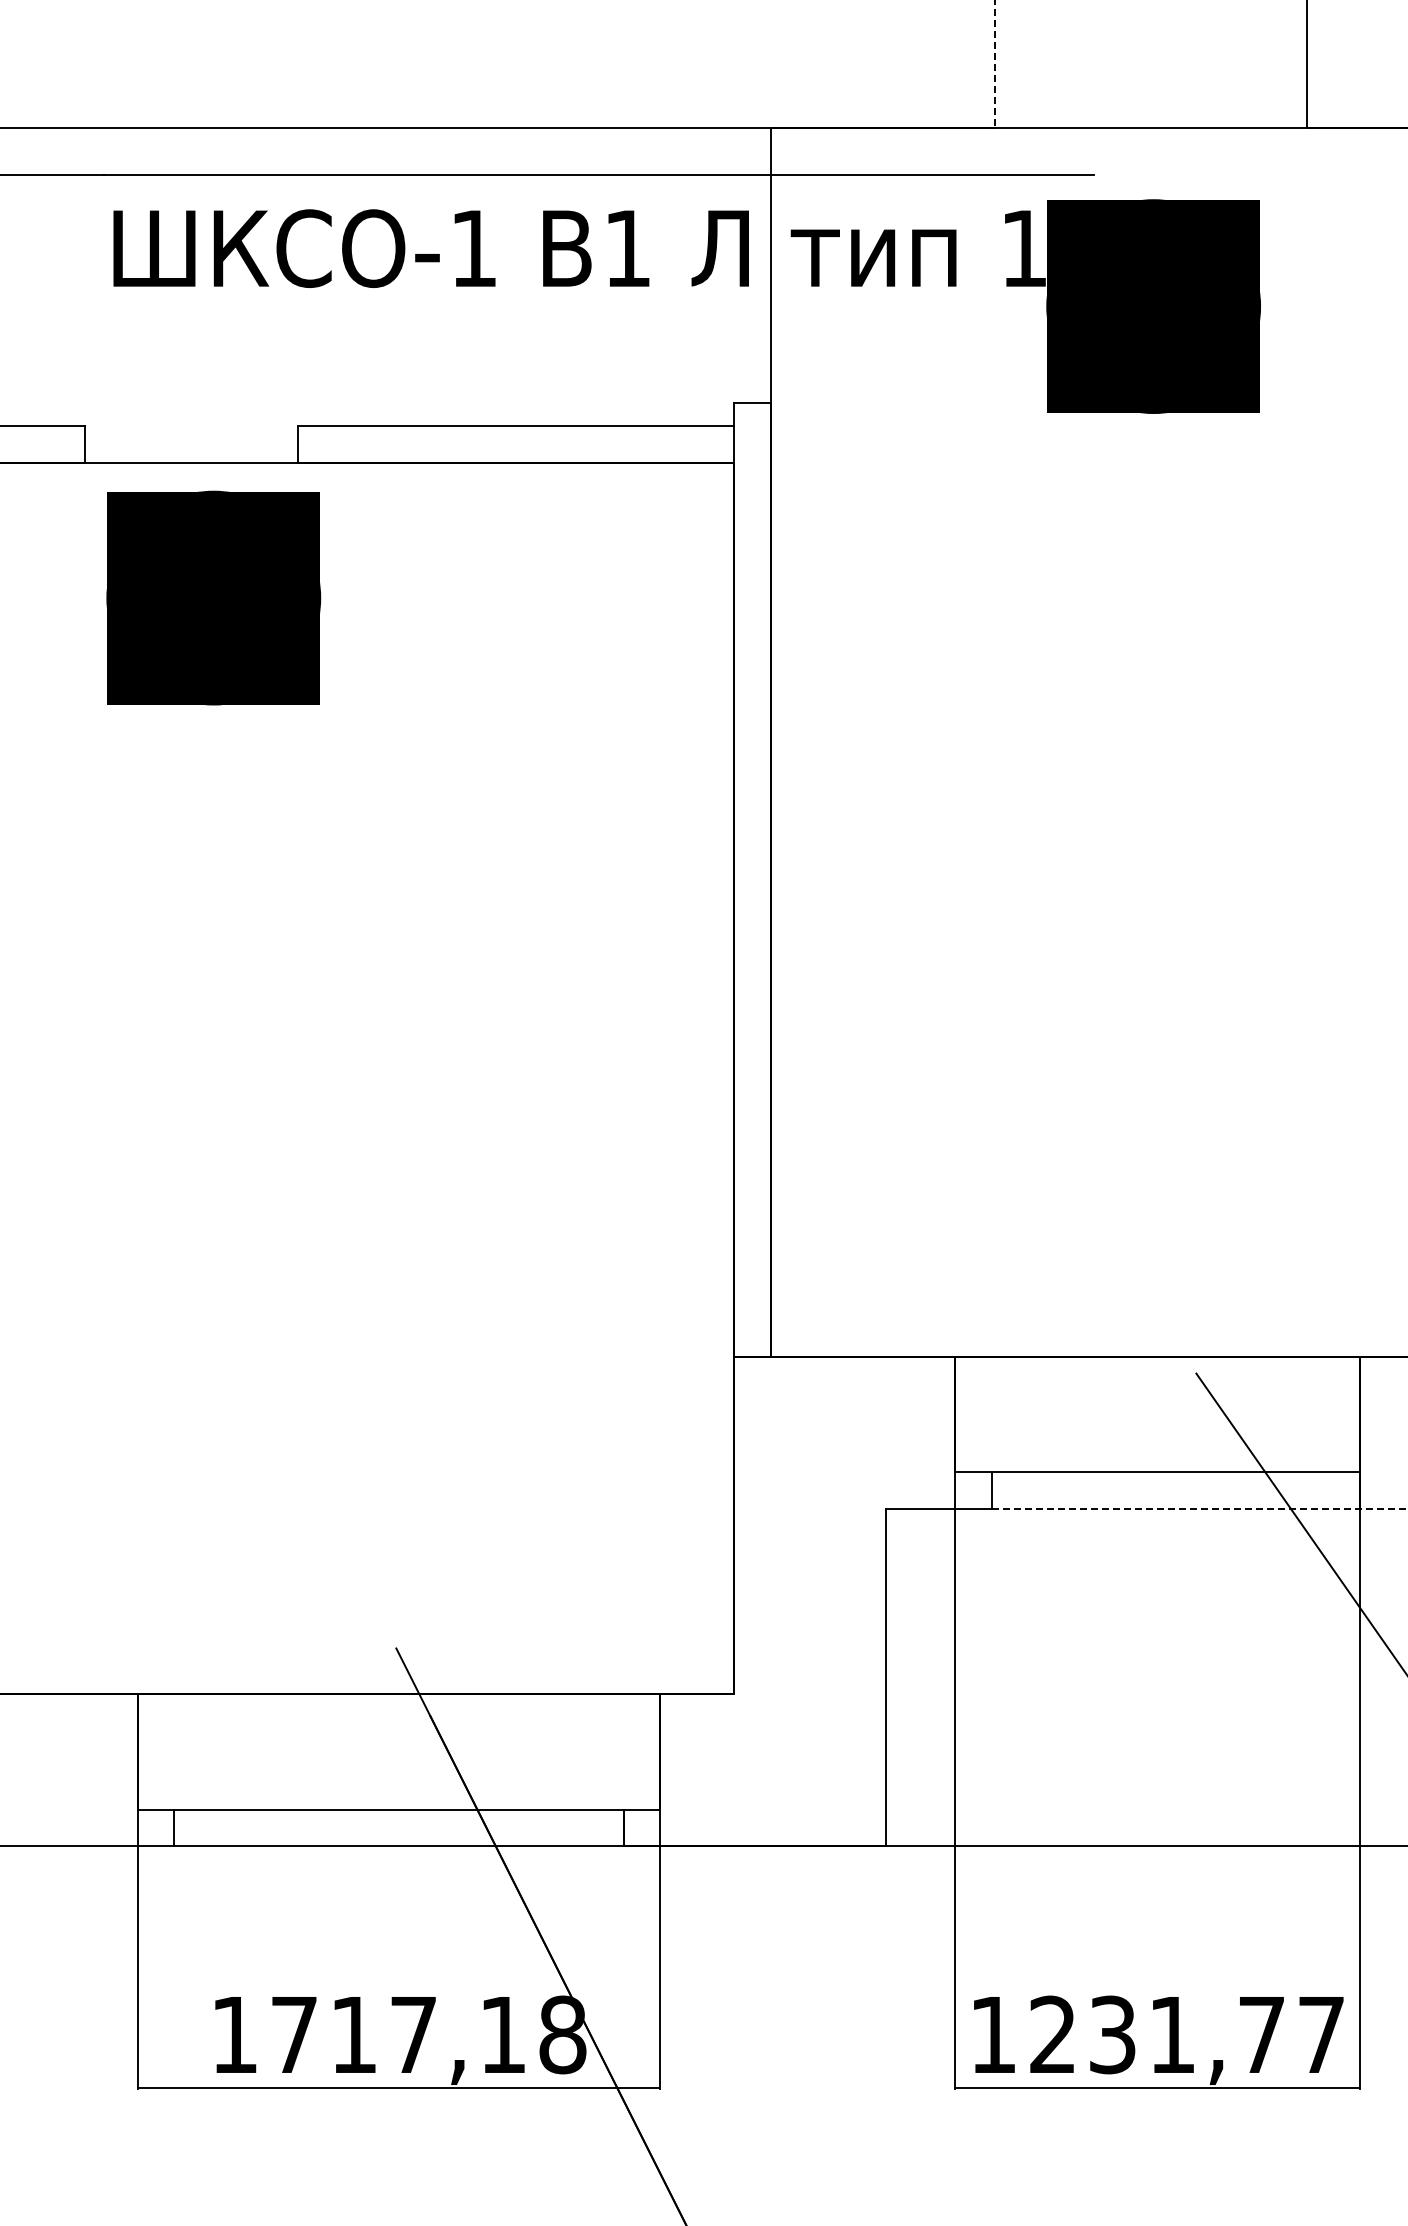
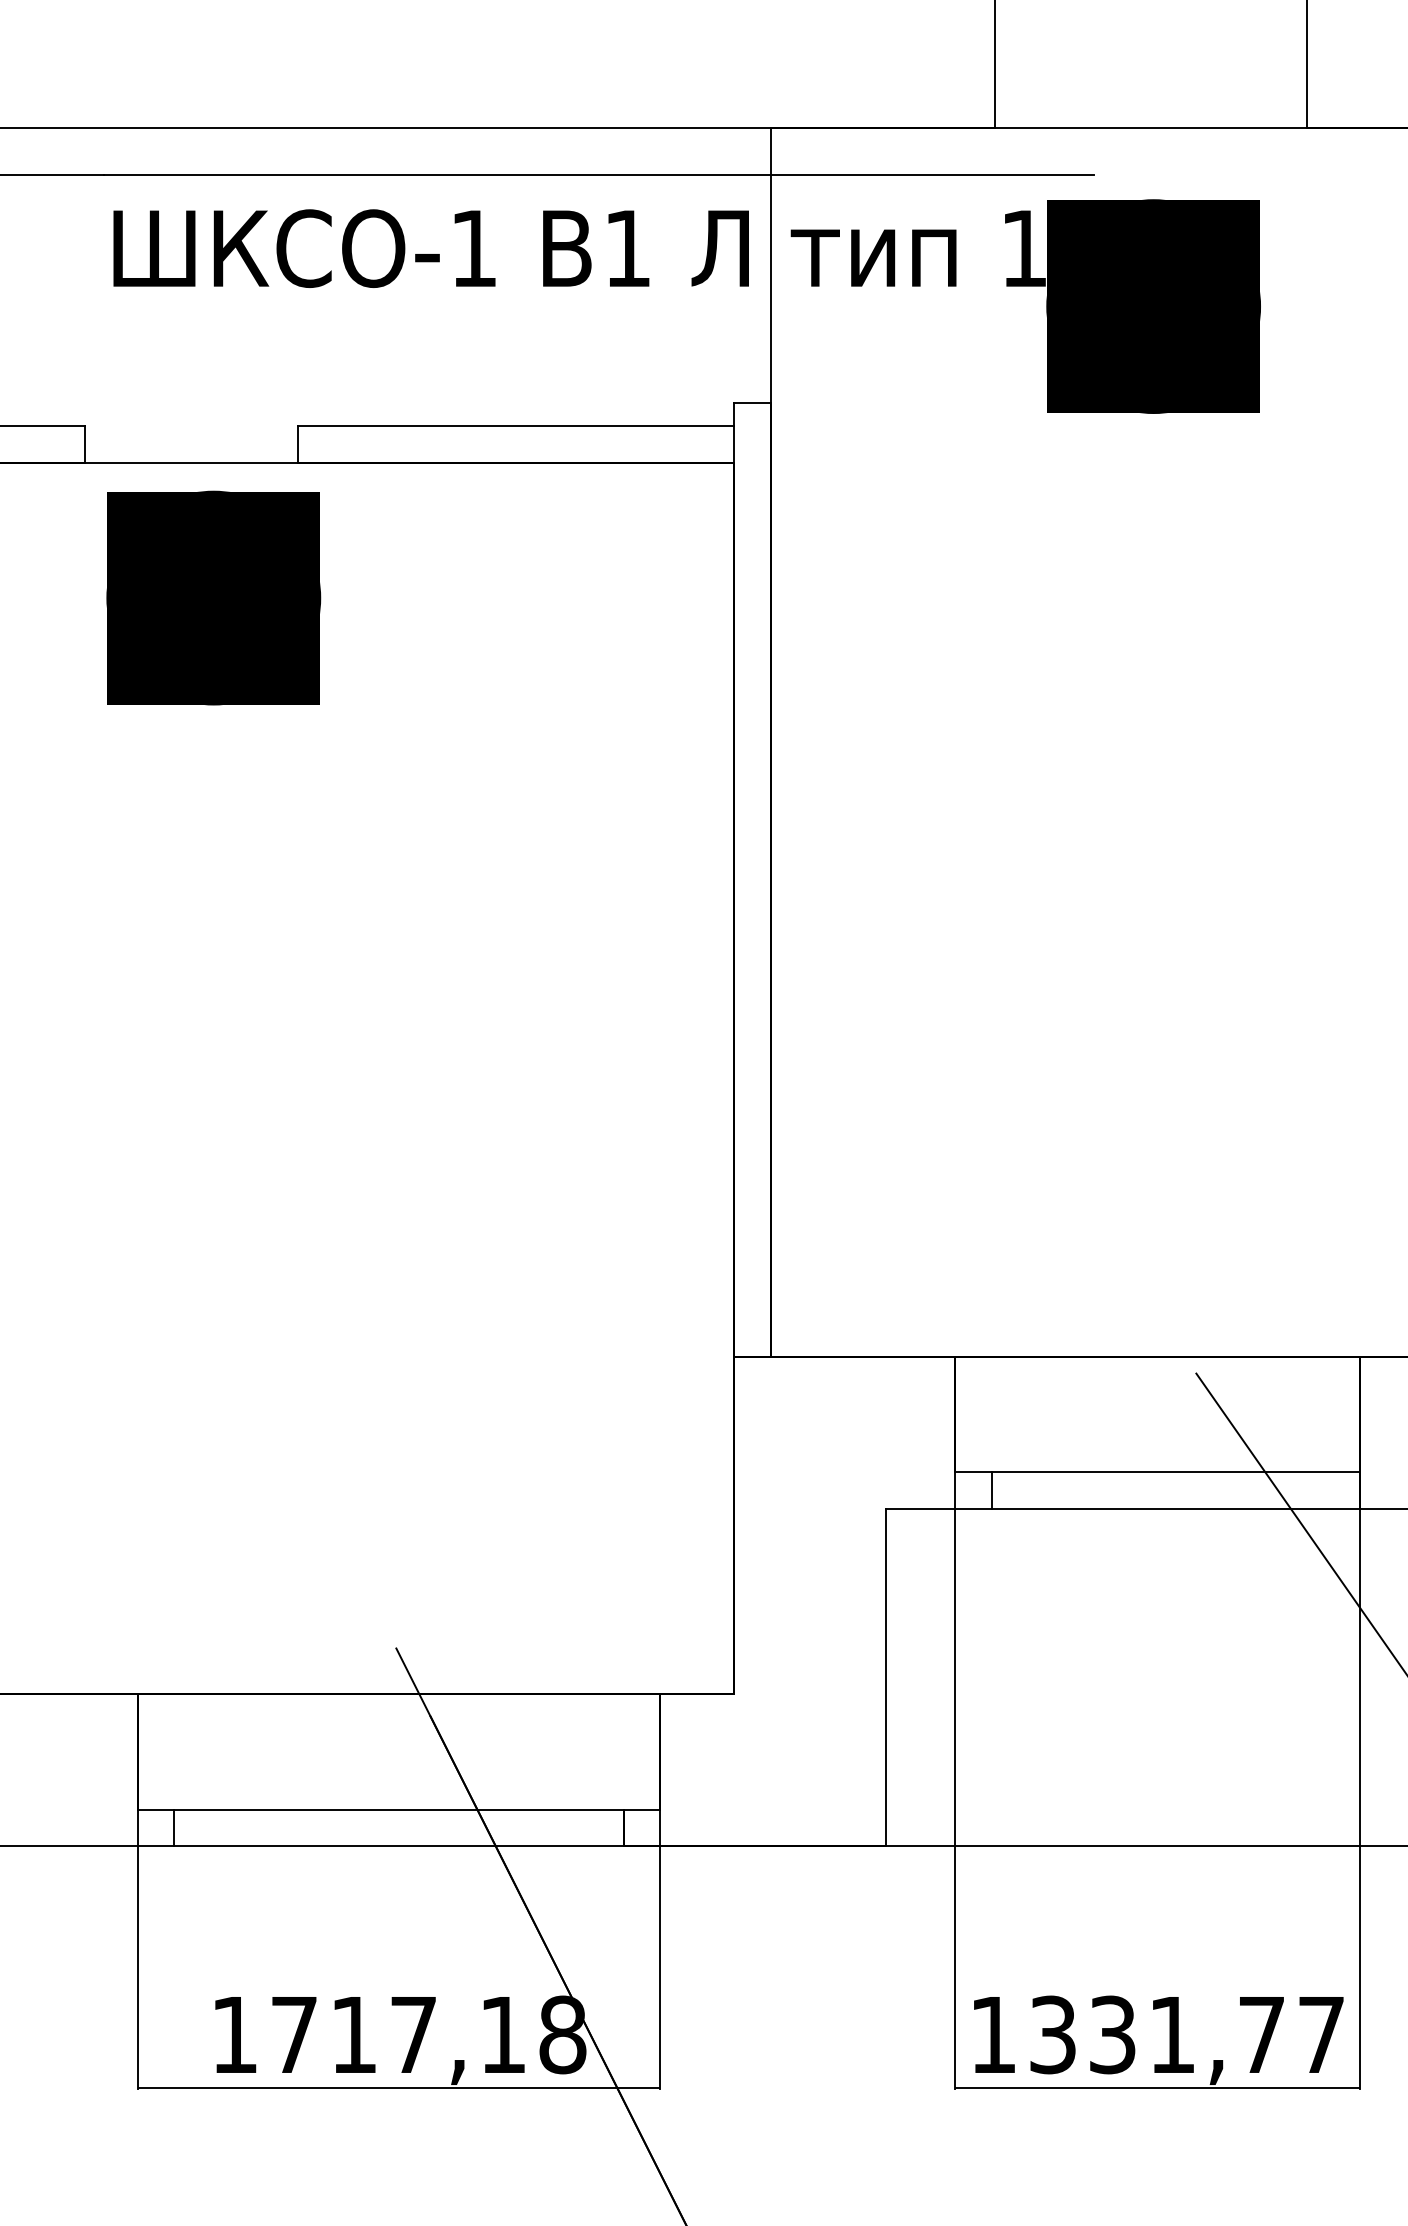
line: dashed -> solid (995, 64)
line: dashed -> solid (1199, 1508)
text: 1231,77 -> 1331,77 (1052, 2034)
